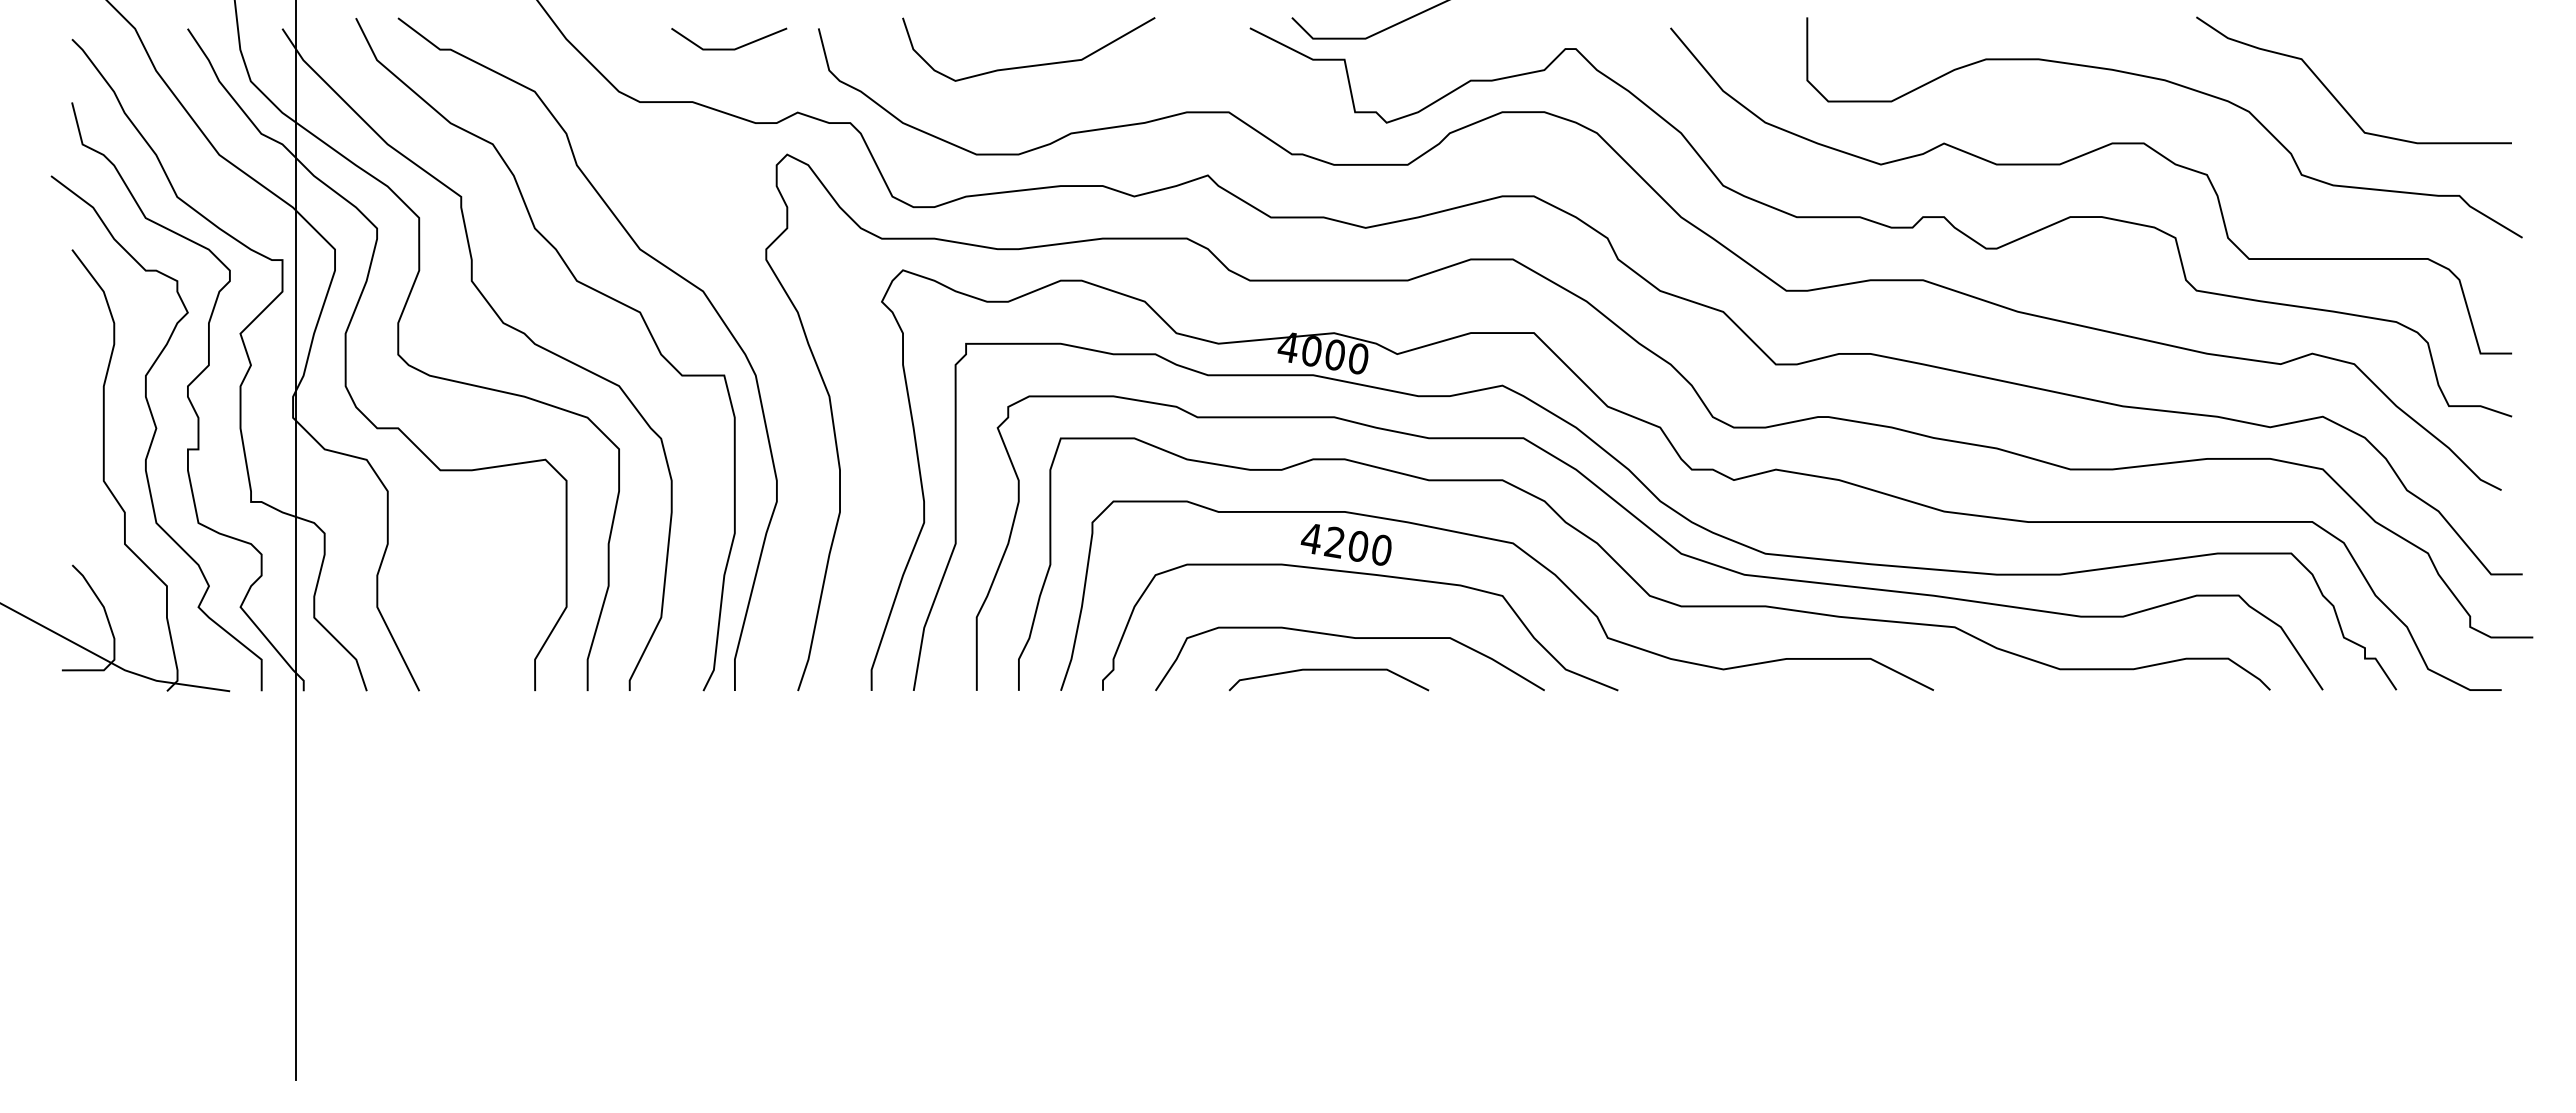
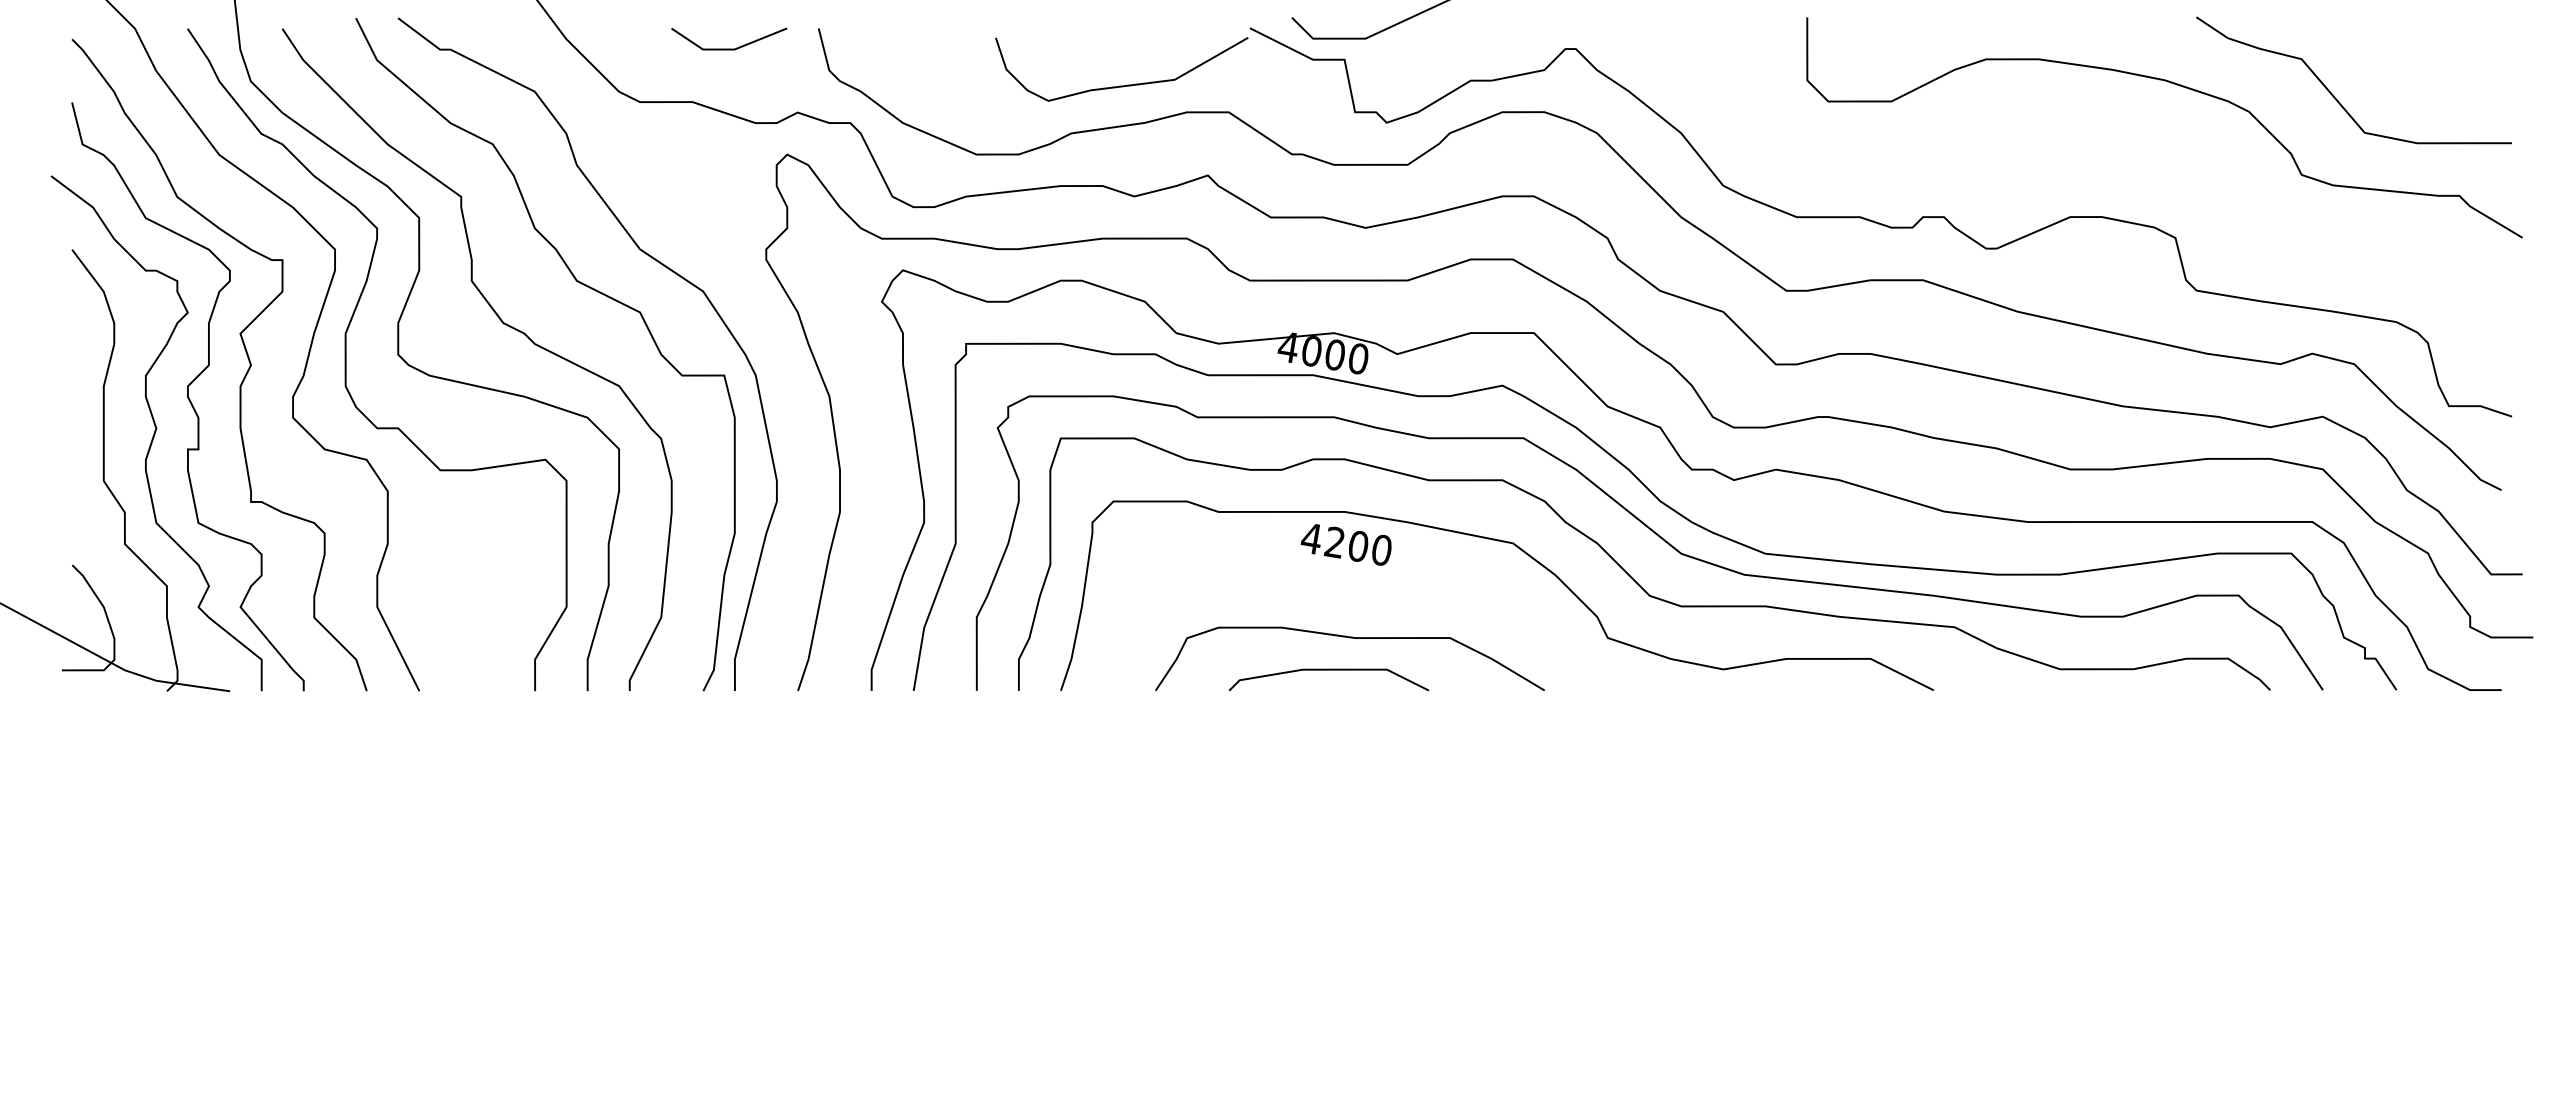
curve position: (1028, 65) -> (1121, 85) (1121, 85)
curve: present -> none (2080, 157)
line: present -> none (295, 540)
curve: present -> none (1369, 575)
